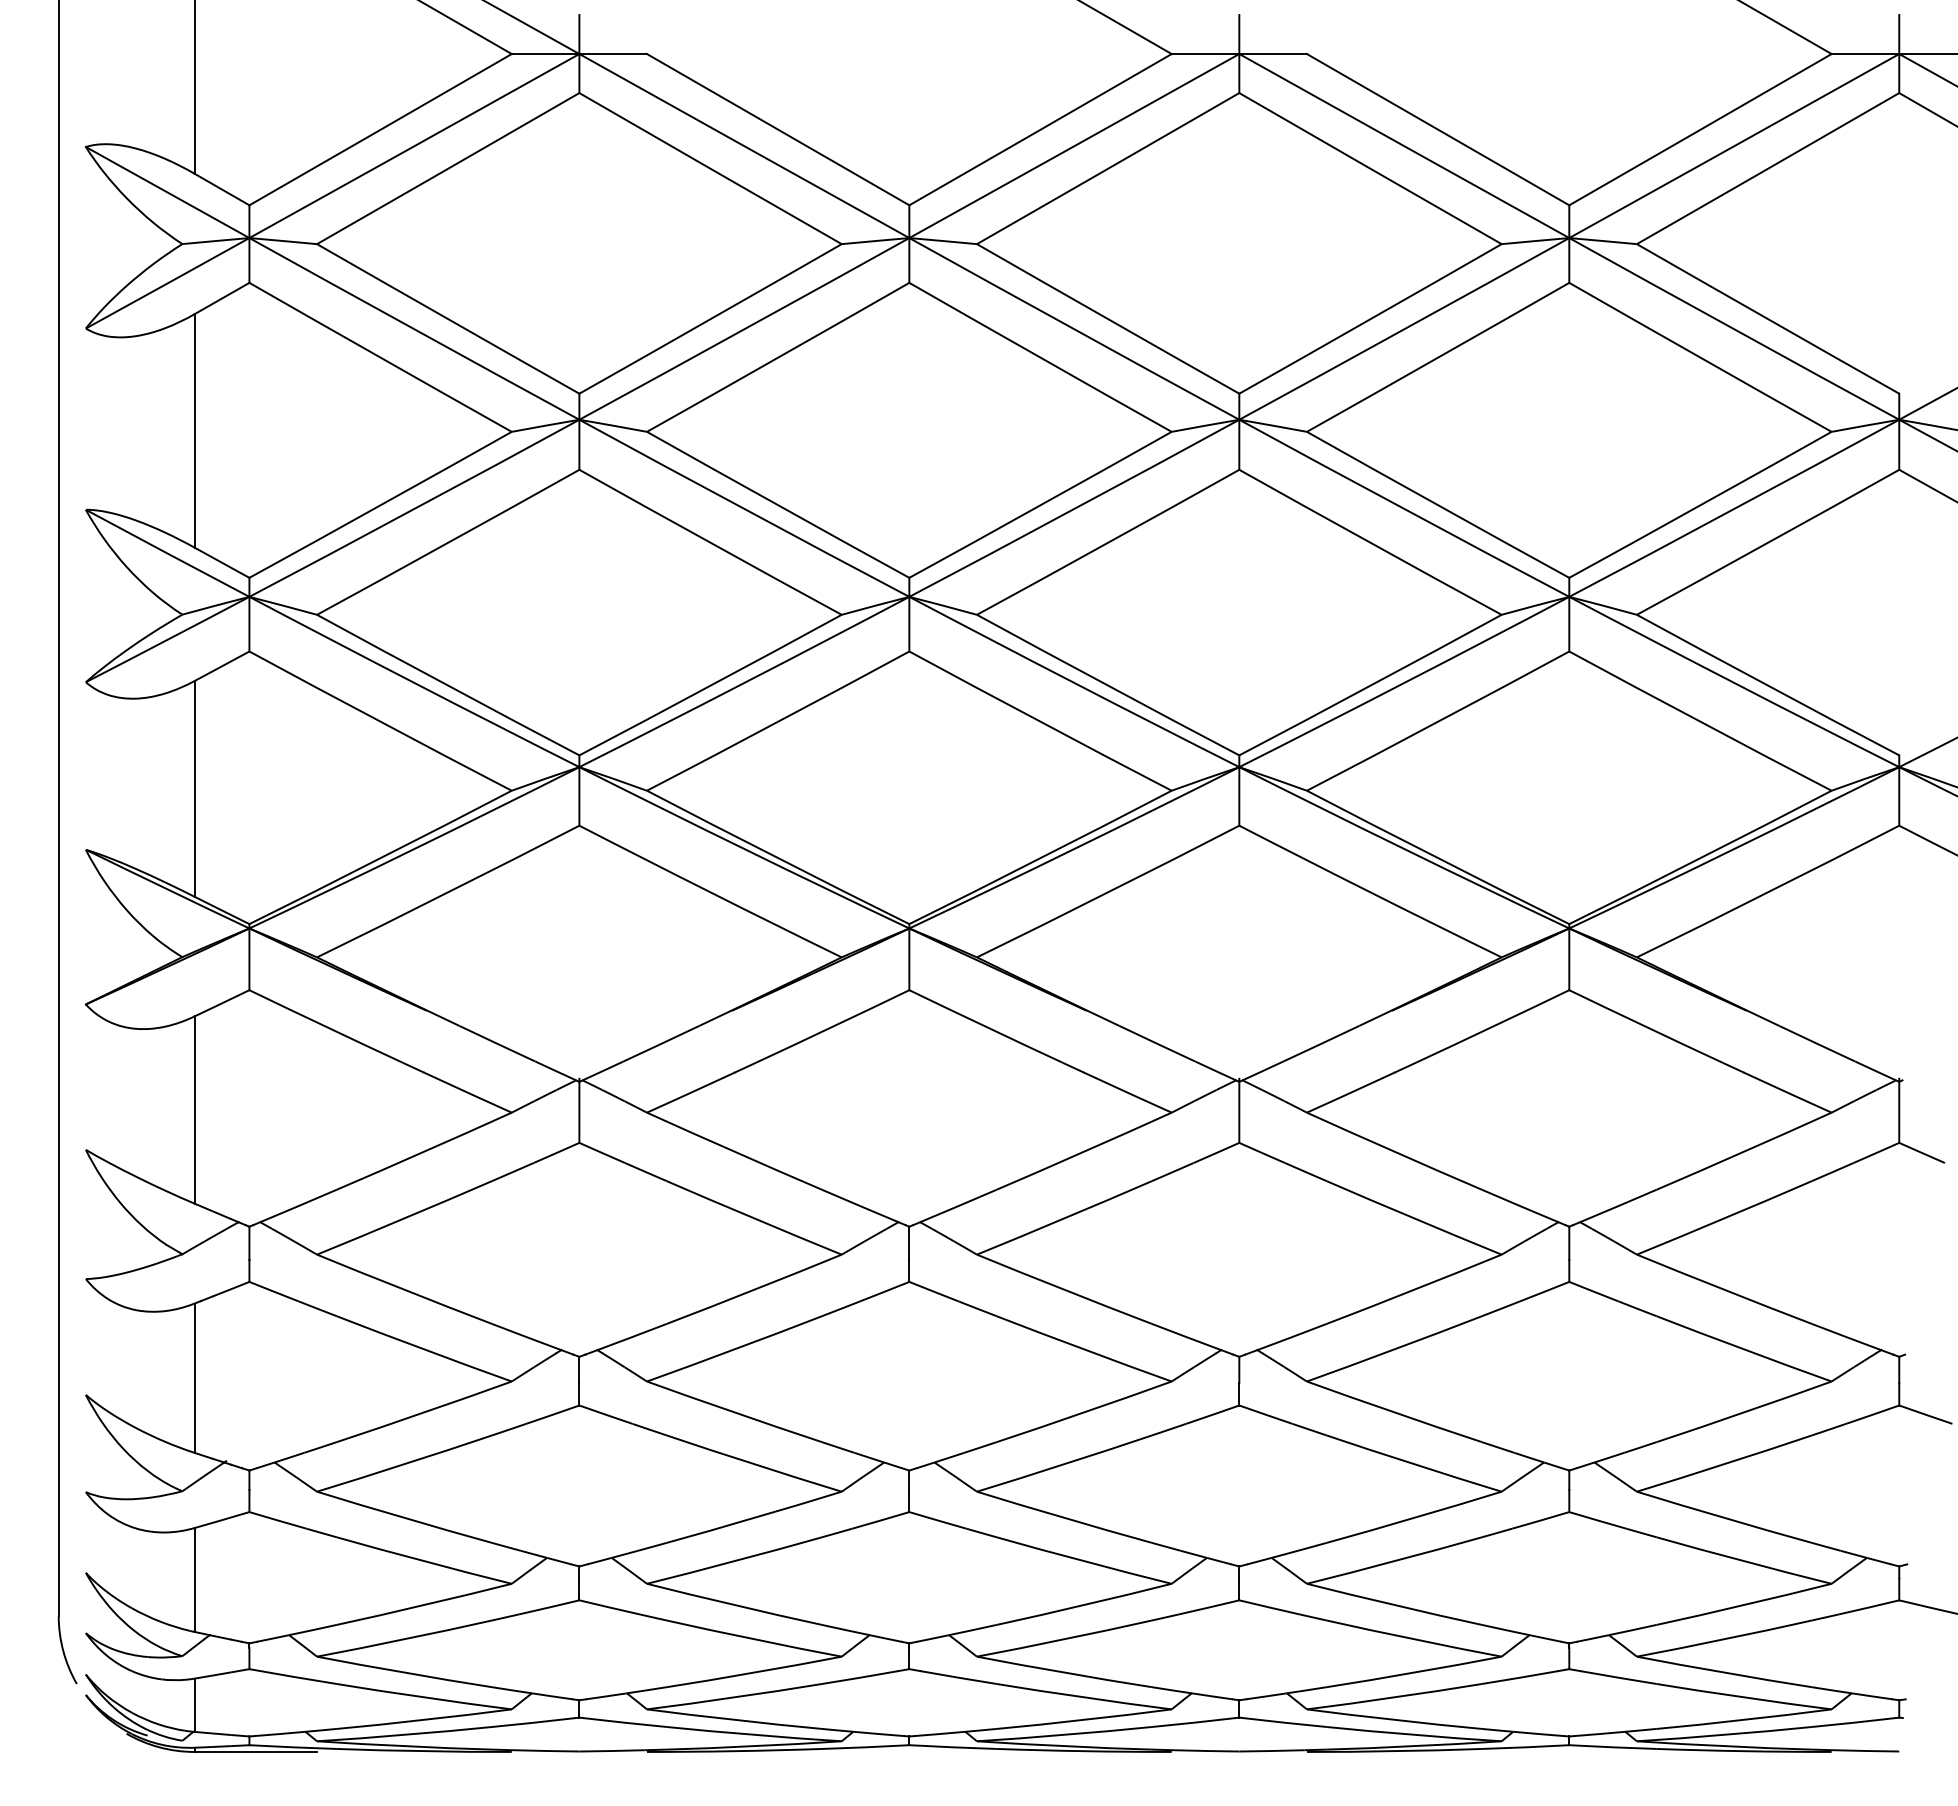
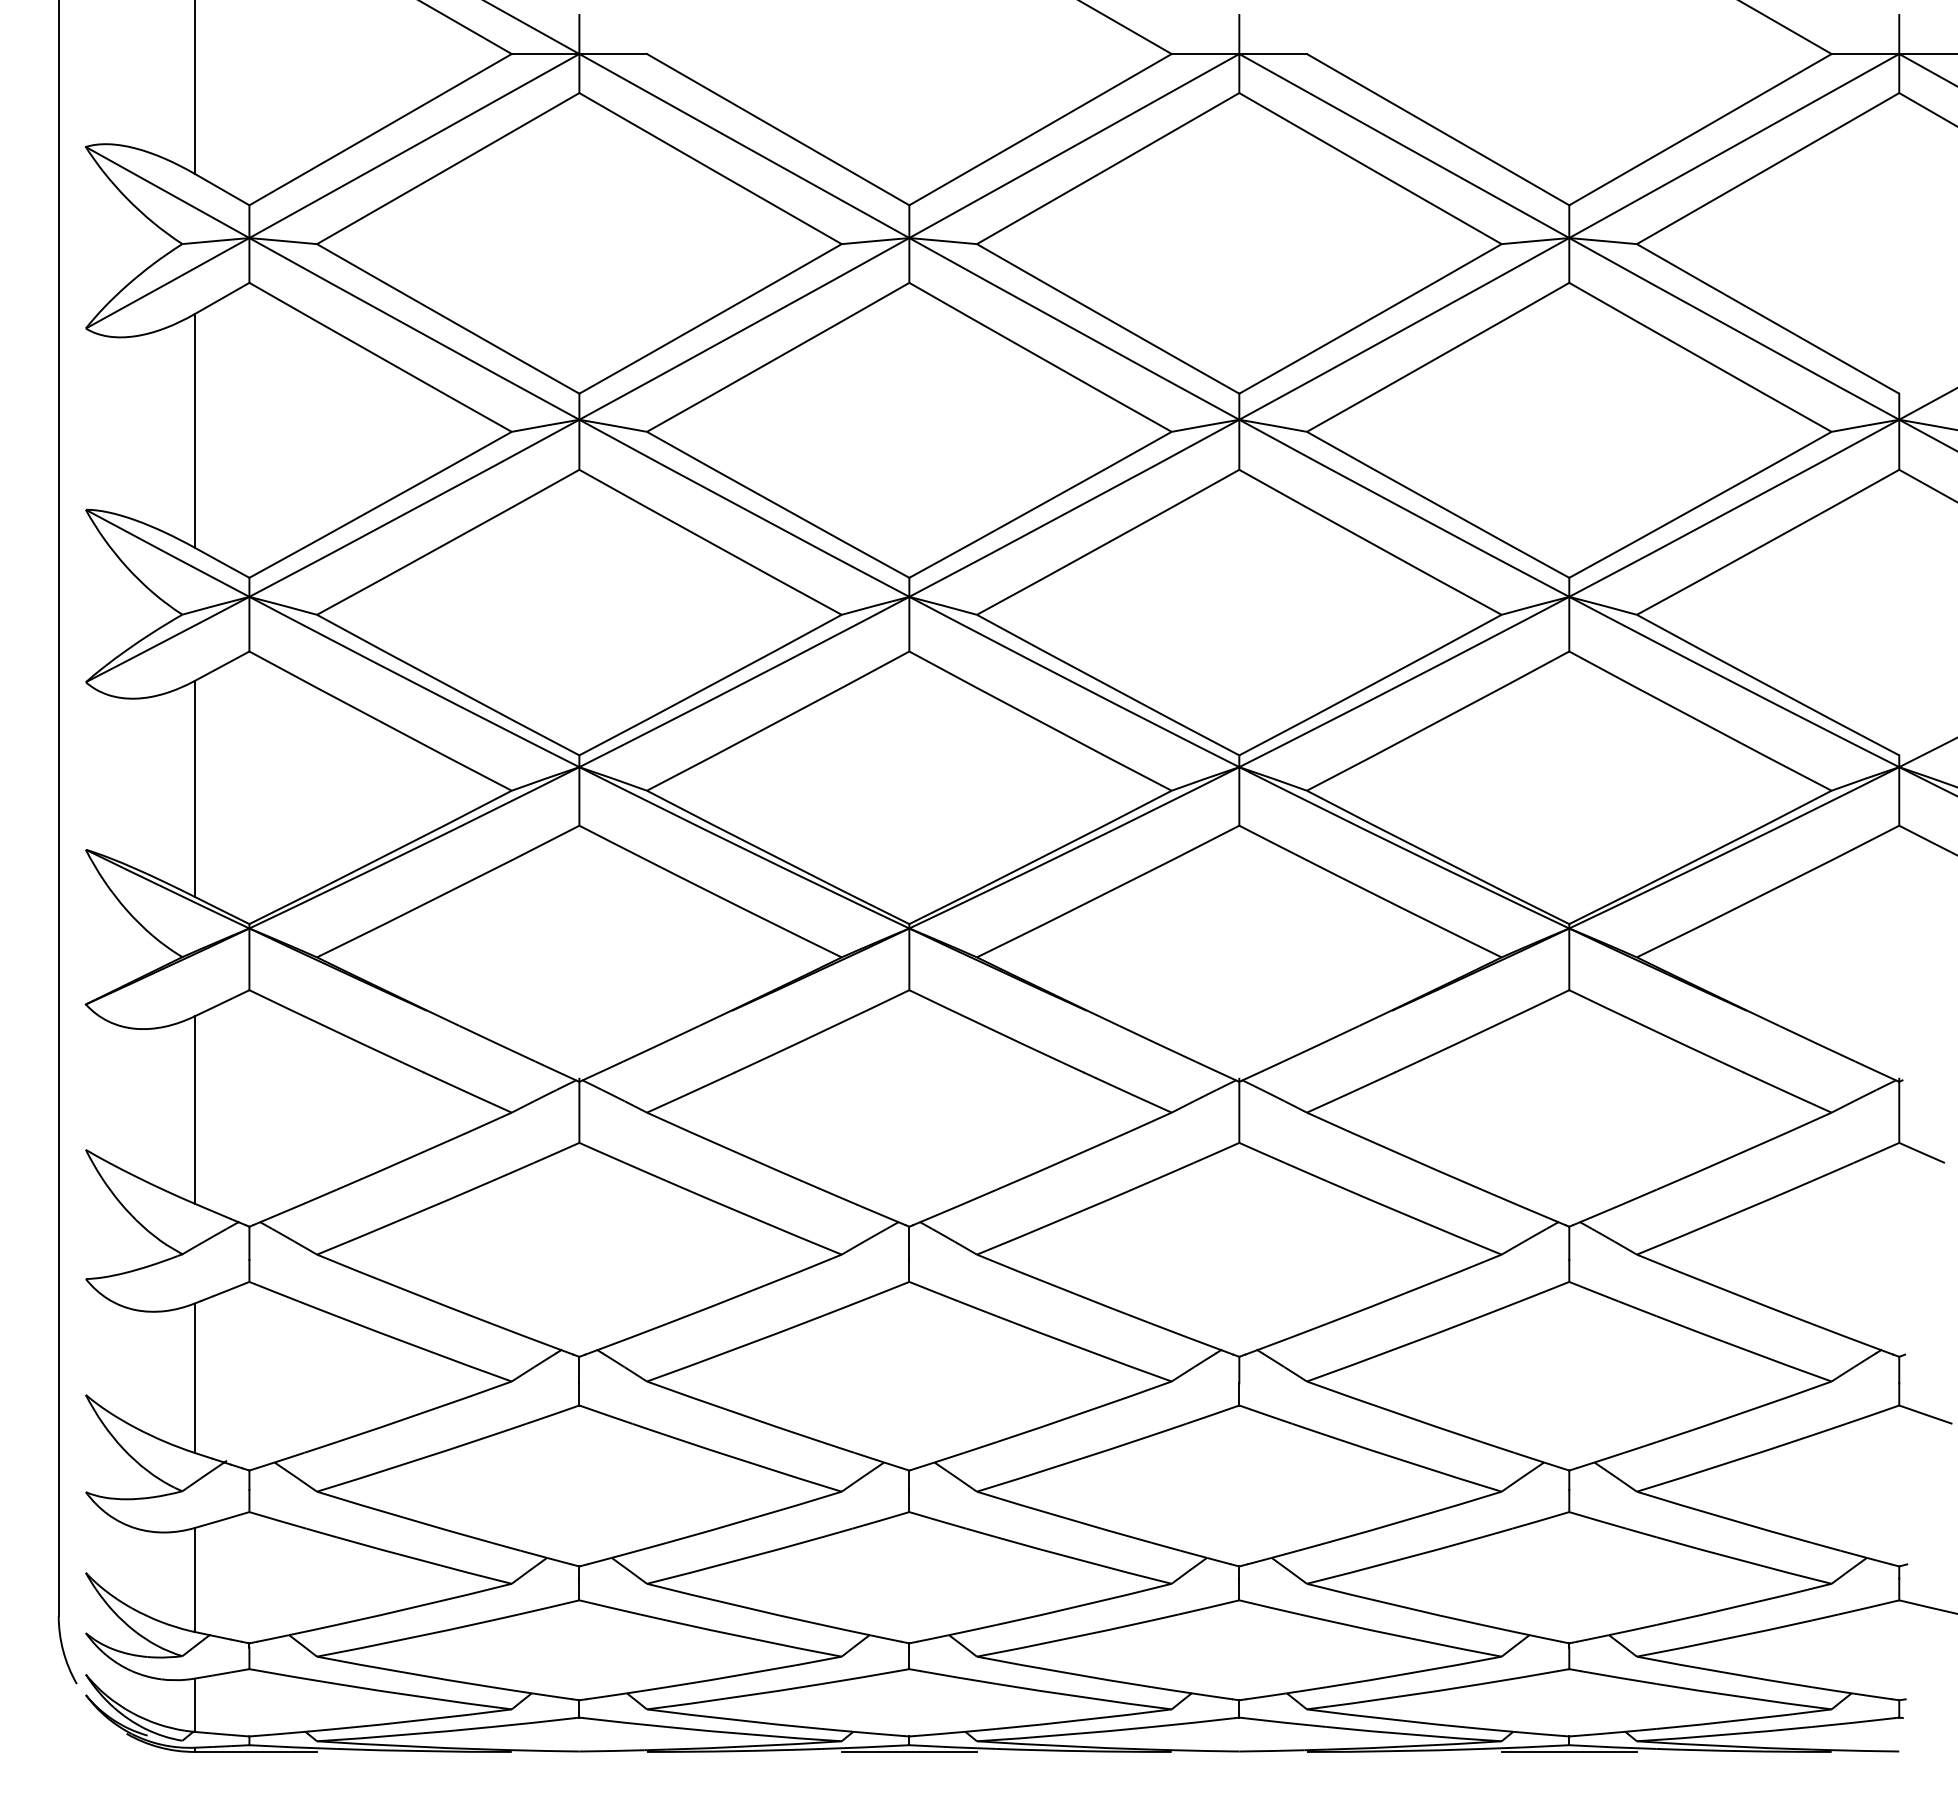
line: none -> present (908, 1751)
line: none -> present (1568, 1751)
